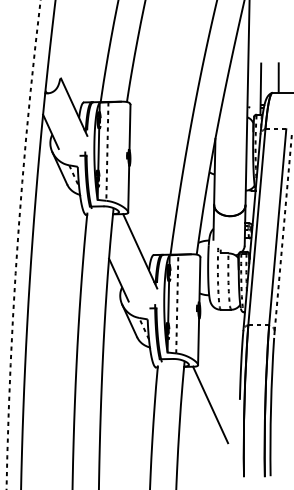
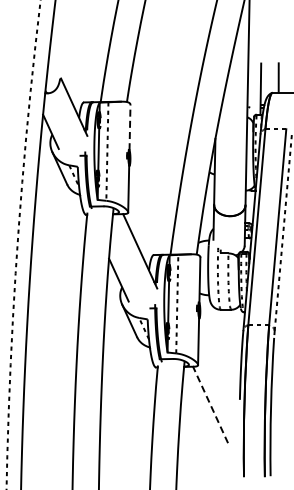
line: solid -> dashed (130, 127)
line: solid -> dashed (210, 404)
